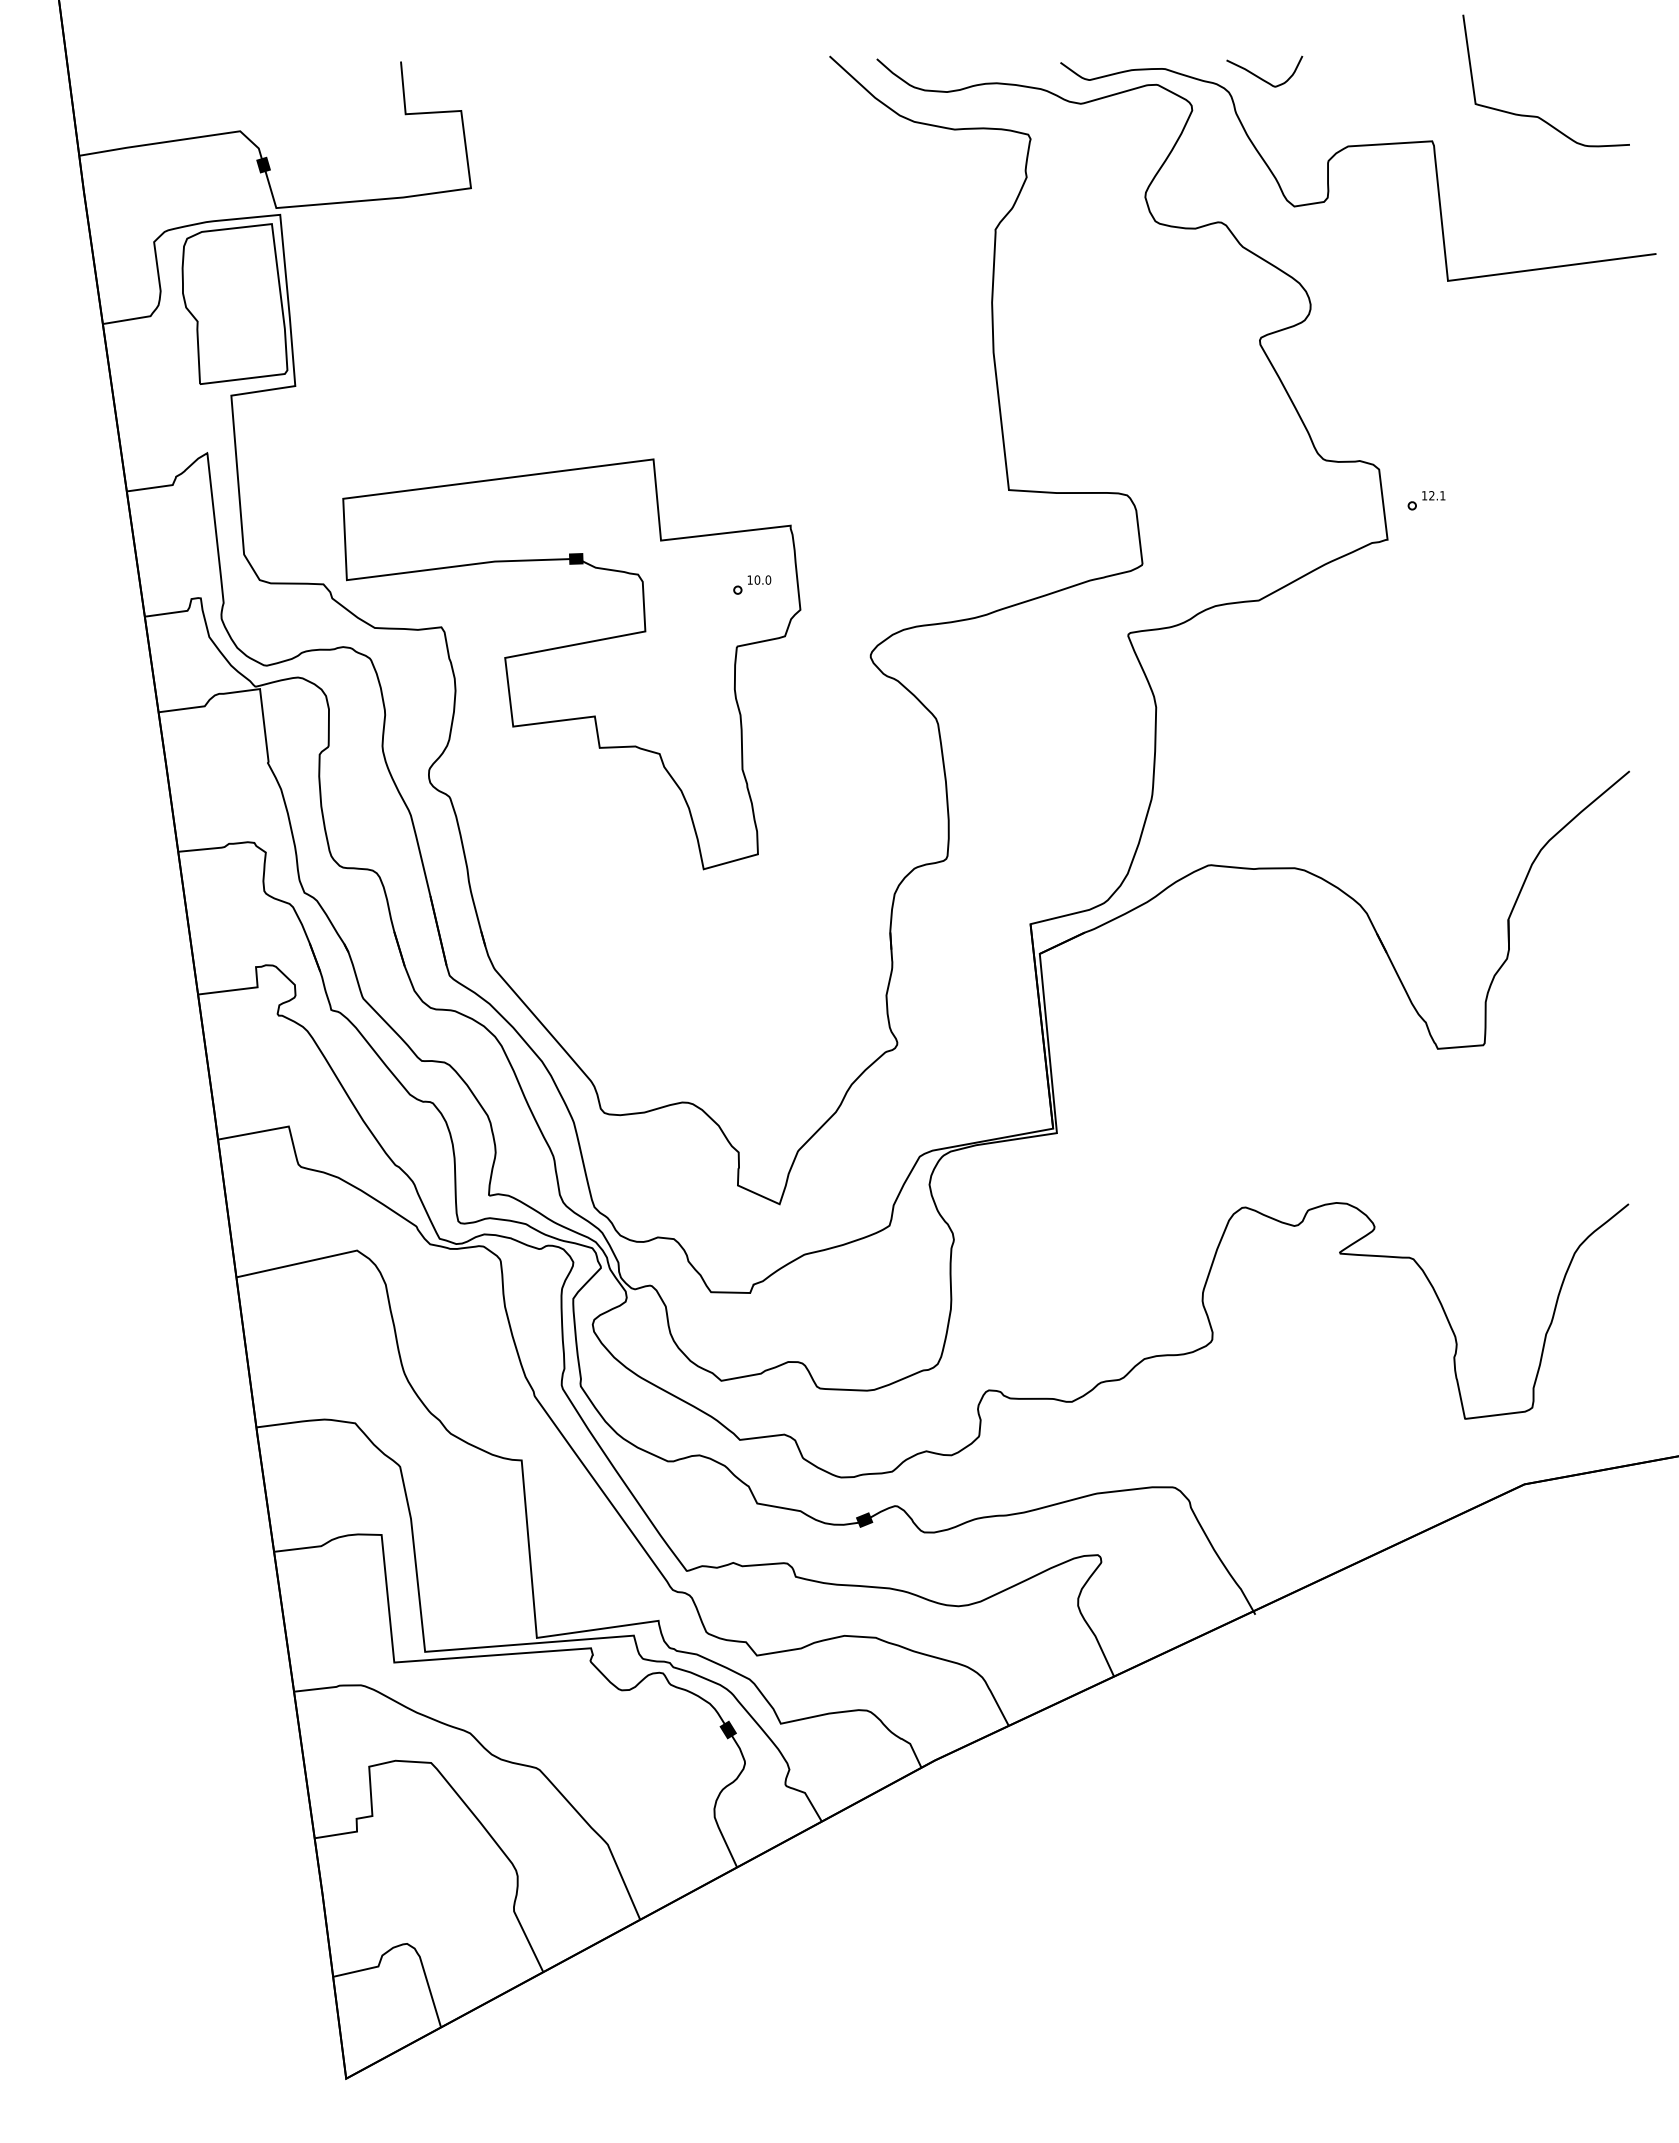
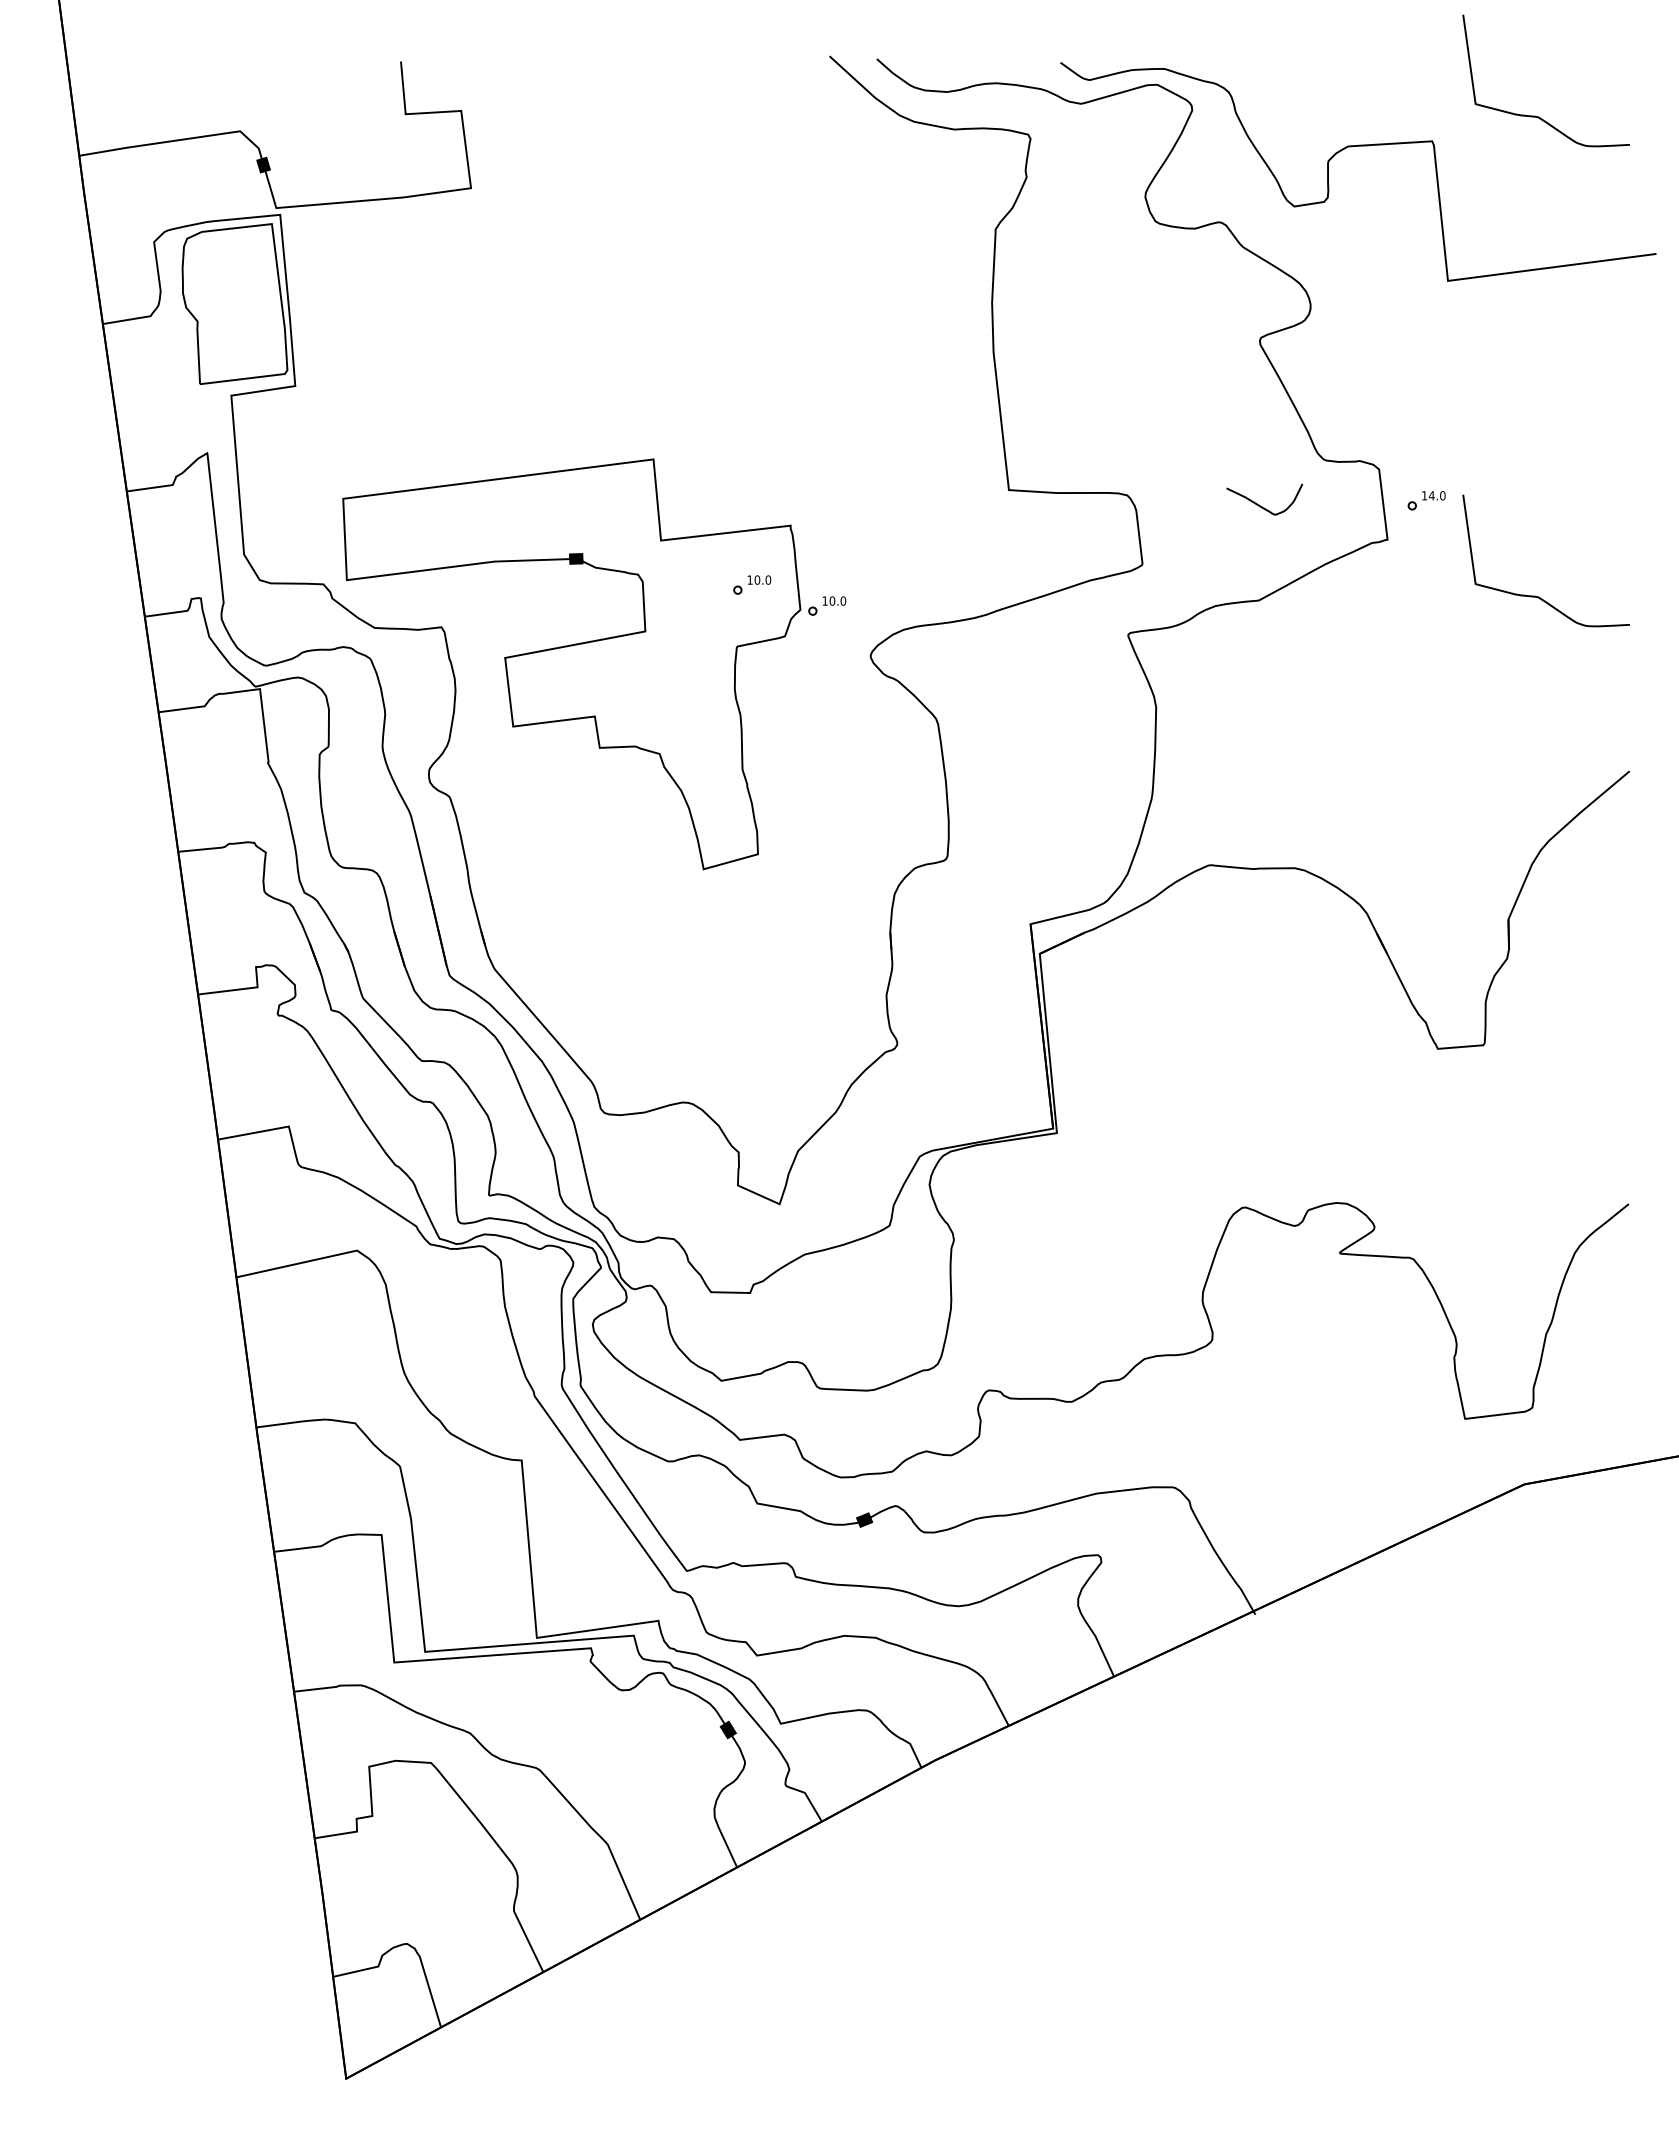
curve position: (1259, 76) -> (1259, 504) (1259, 504)
text: 12.1 -> 14.0 (1436, 495)
curve: none -> present (1535, 595)
part: none -> present (827, 605)
